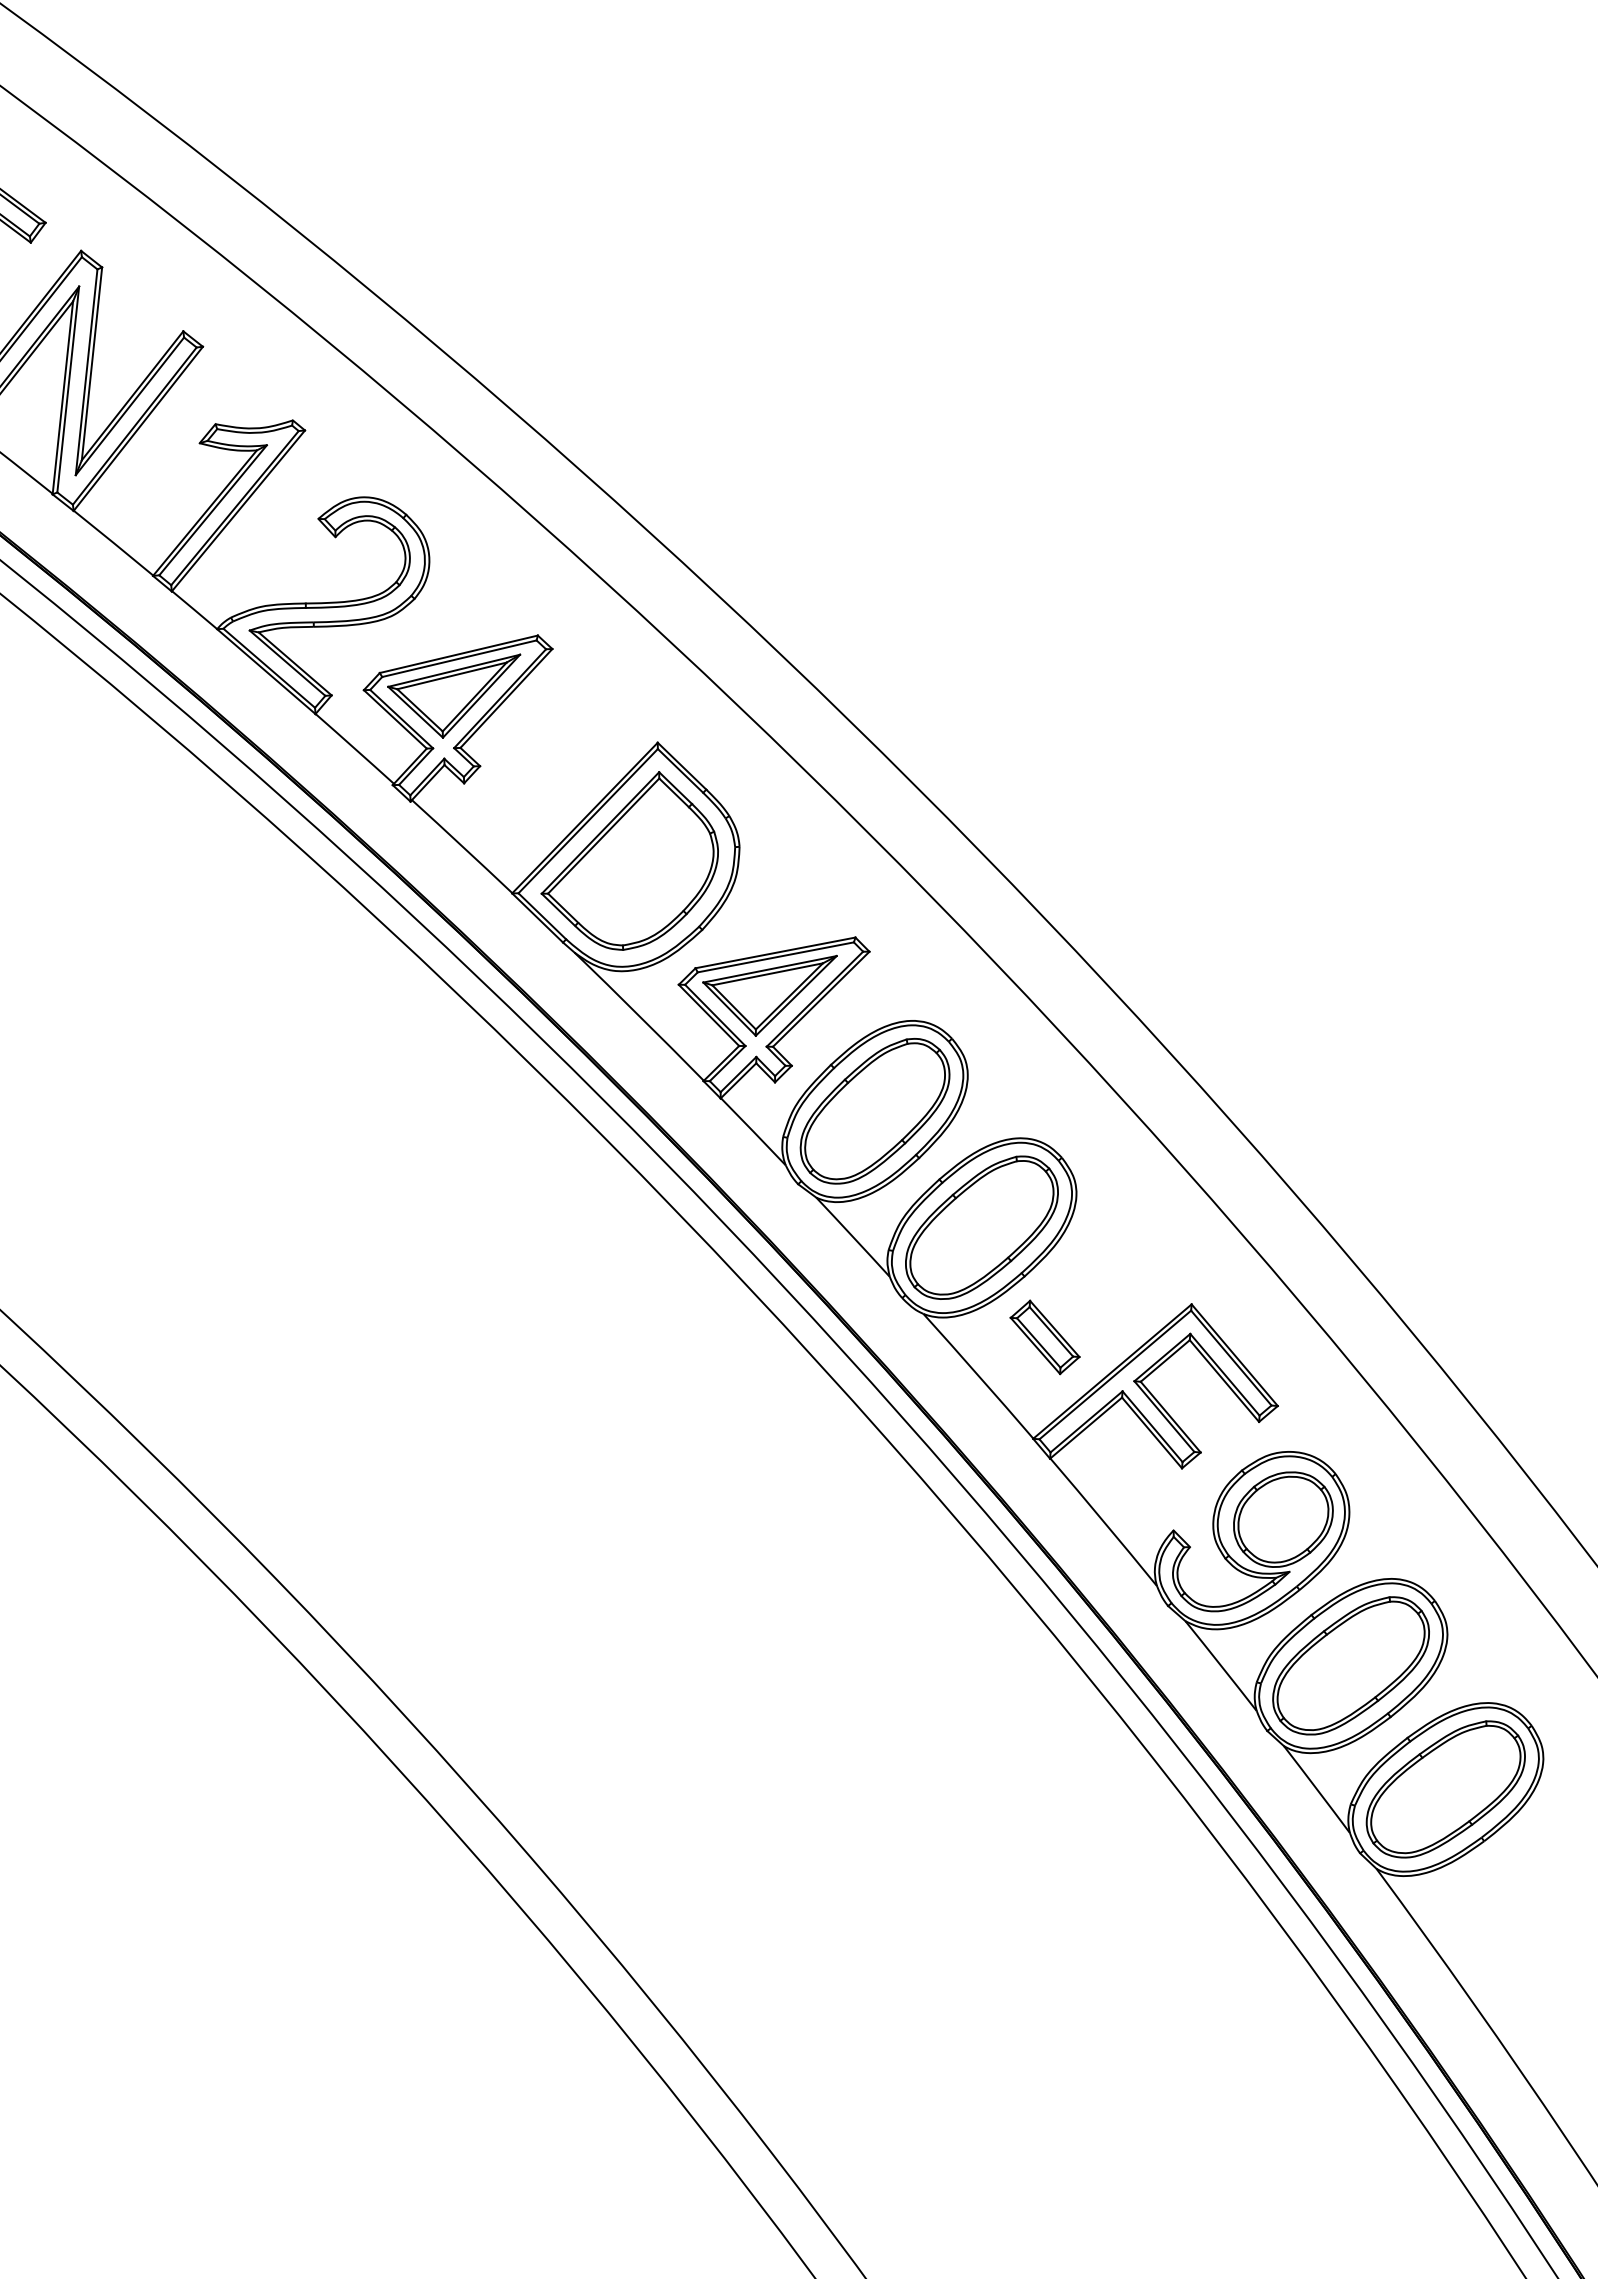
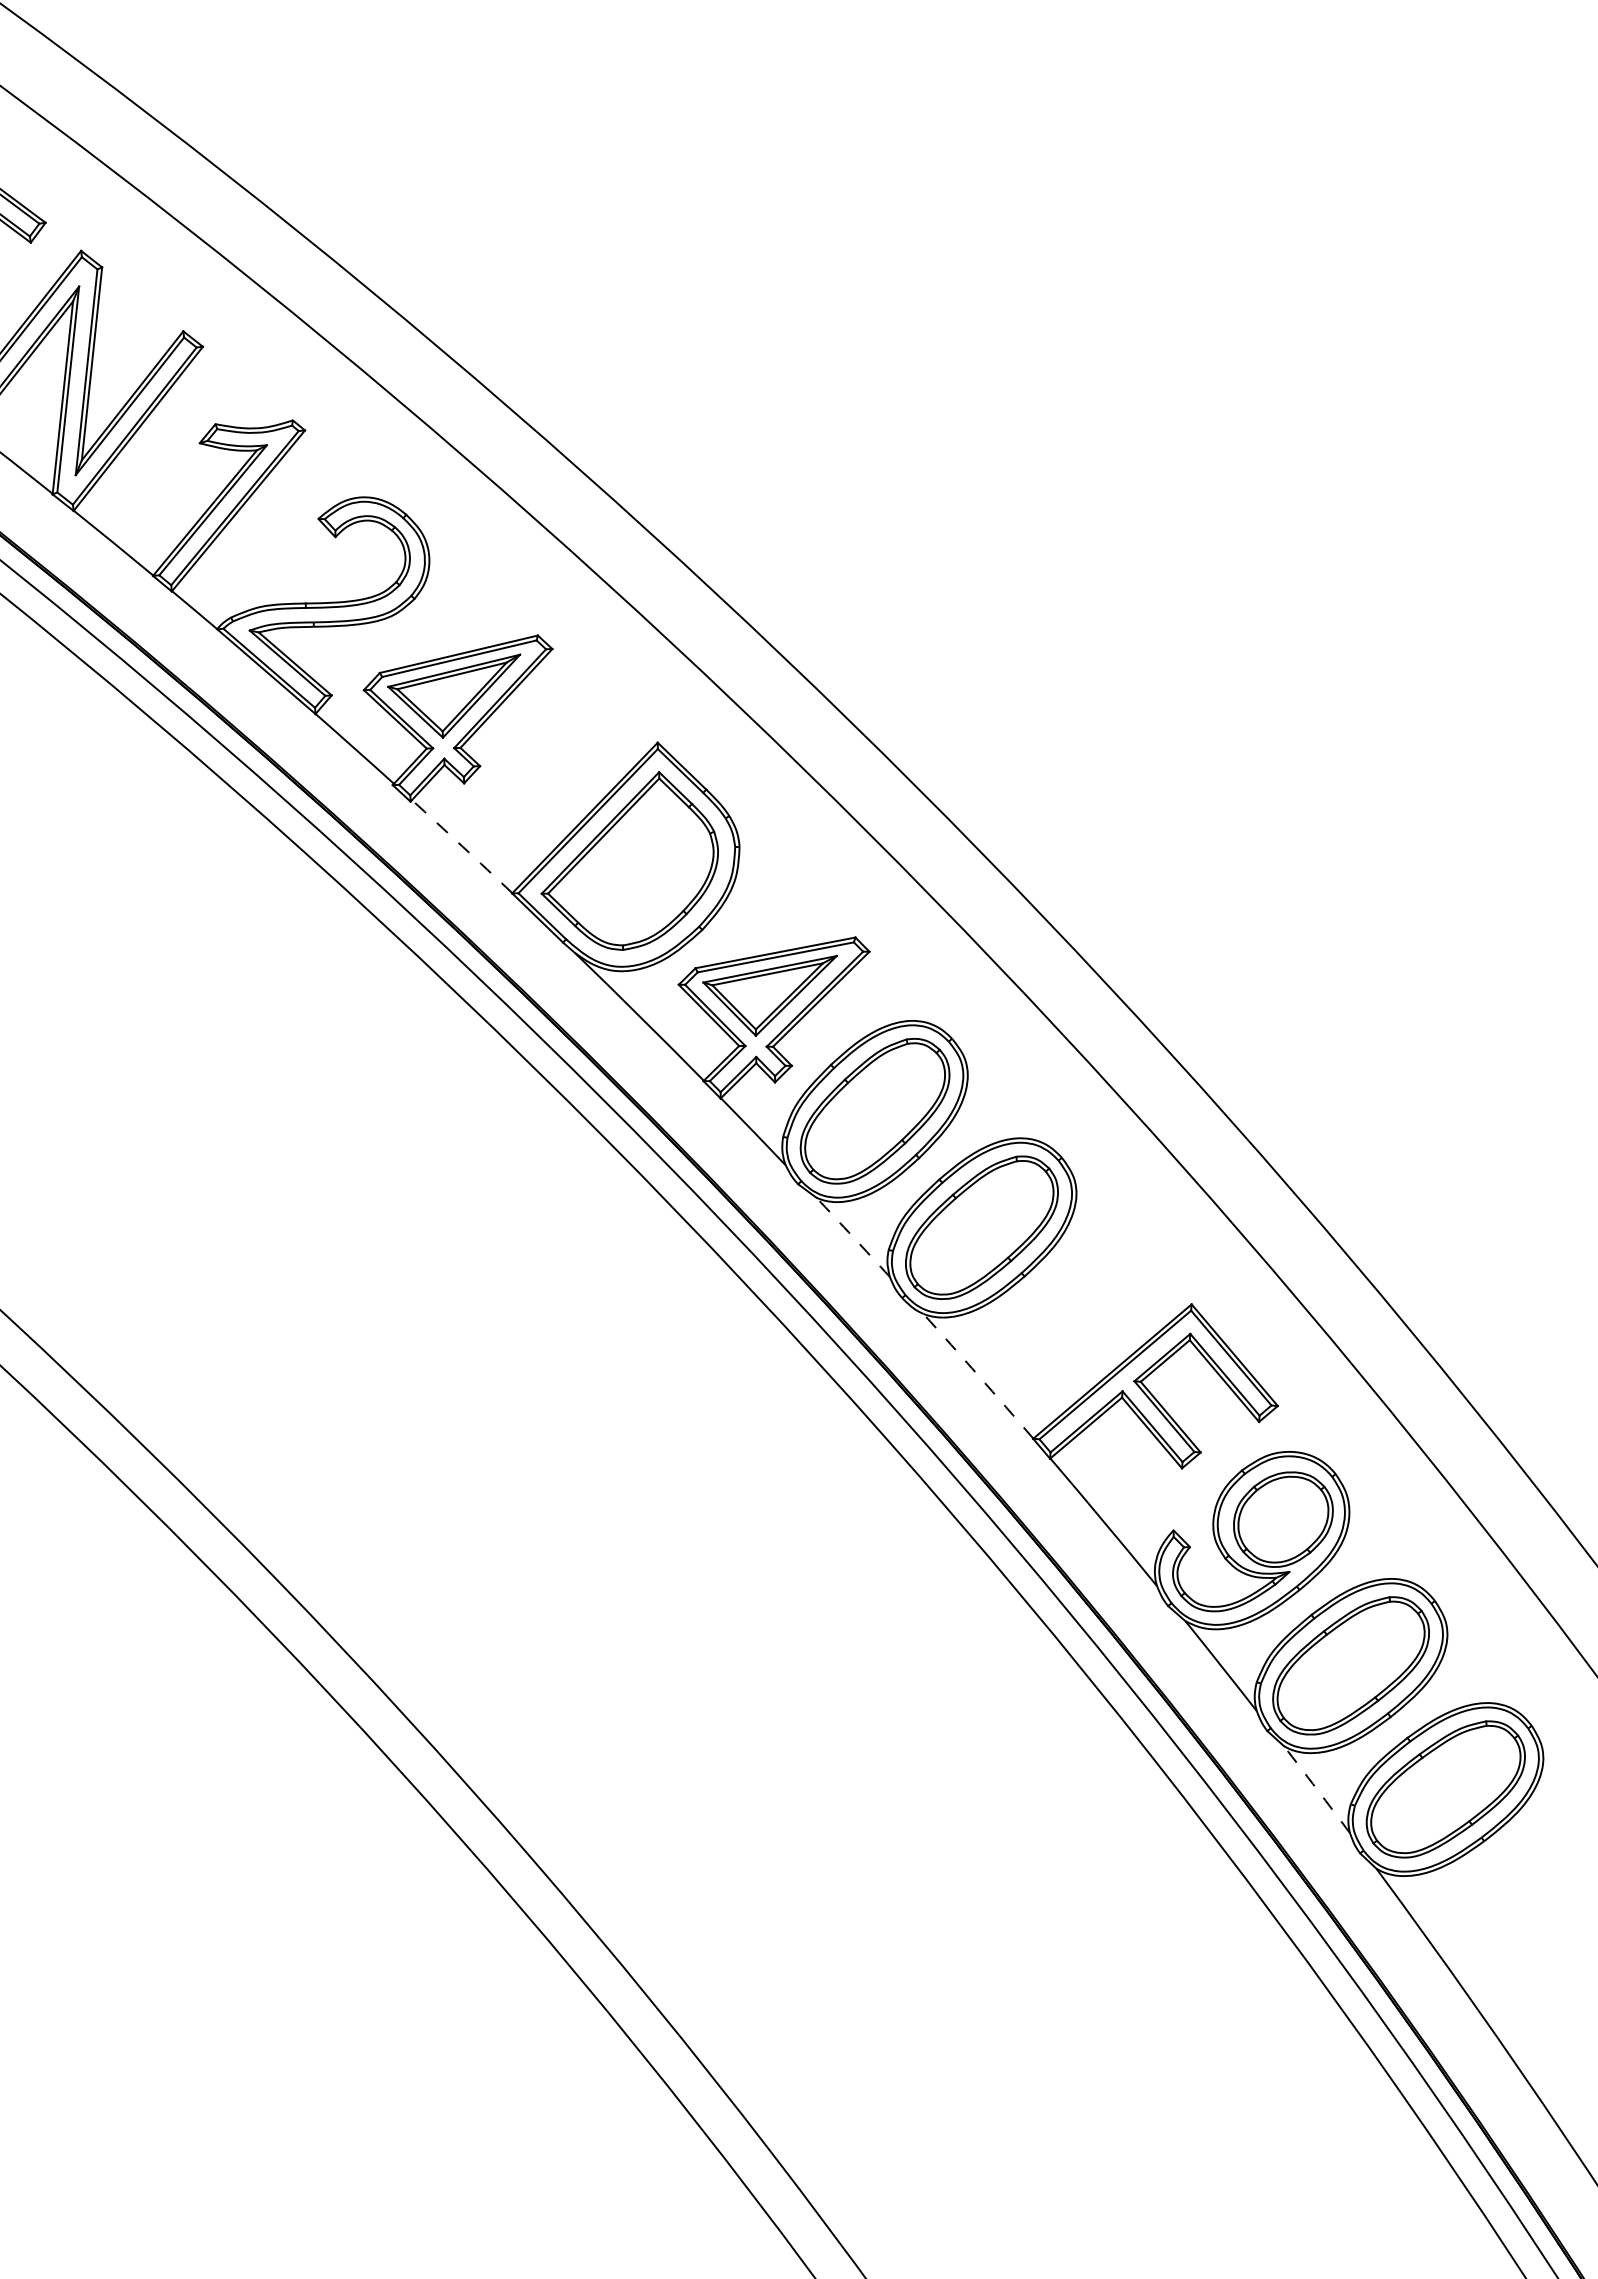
arc: solid -> dashed (462, 846)
arc: solid -> dashed (853, 1237)
part: present -> none (1044, 1337)
arc: solid -> dashed (978, 1375)
arc: solid -> dashed (1317, 1789)
